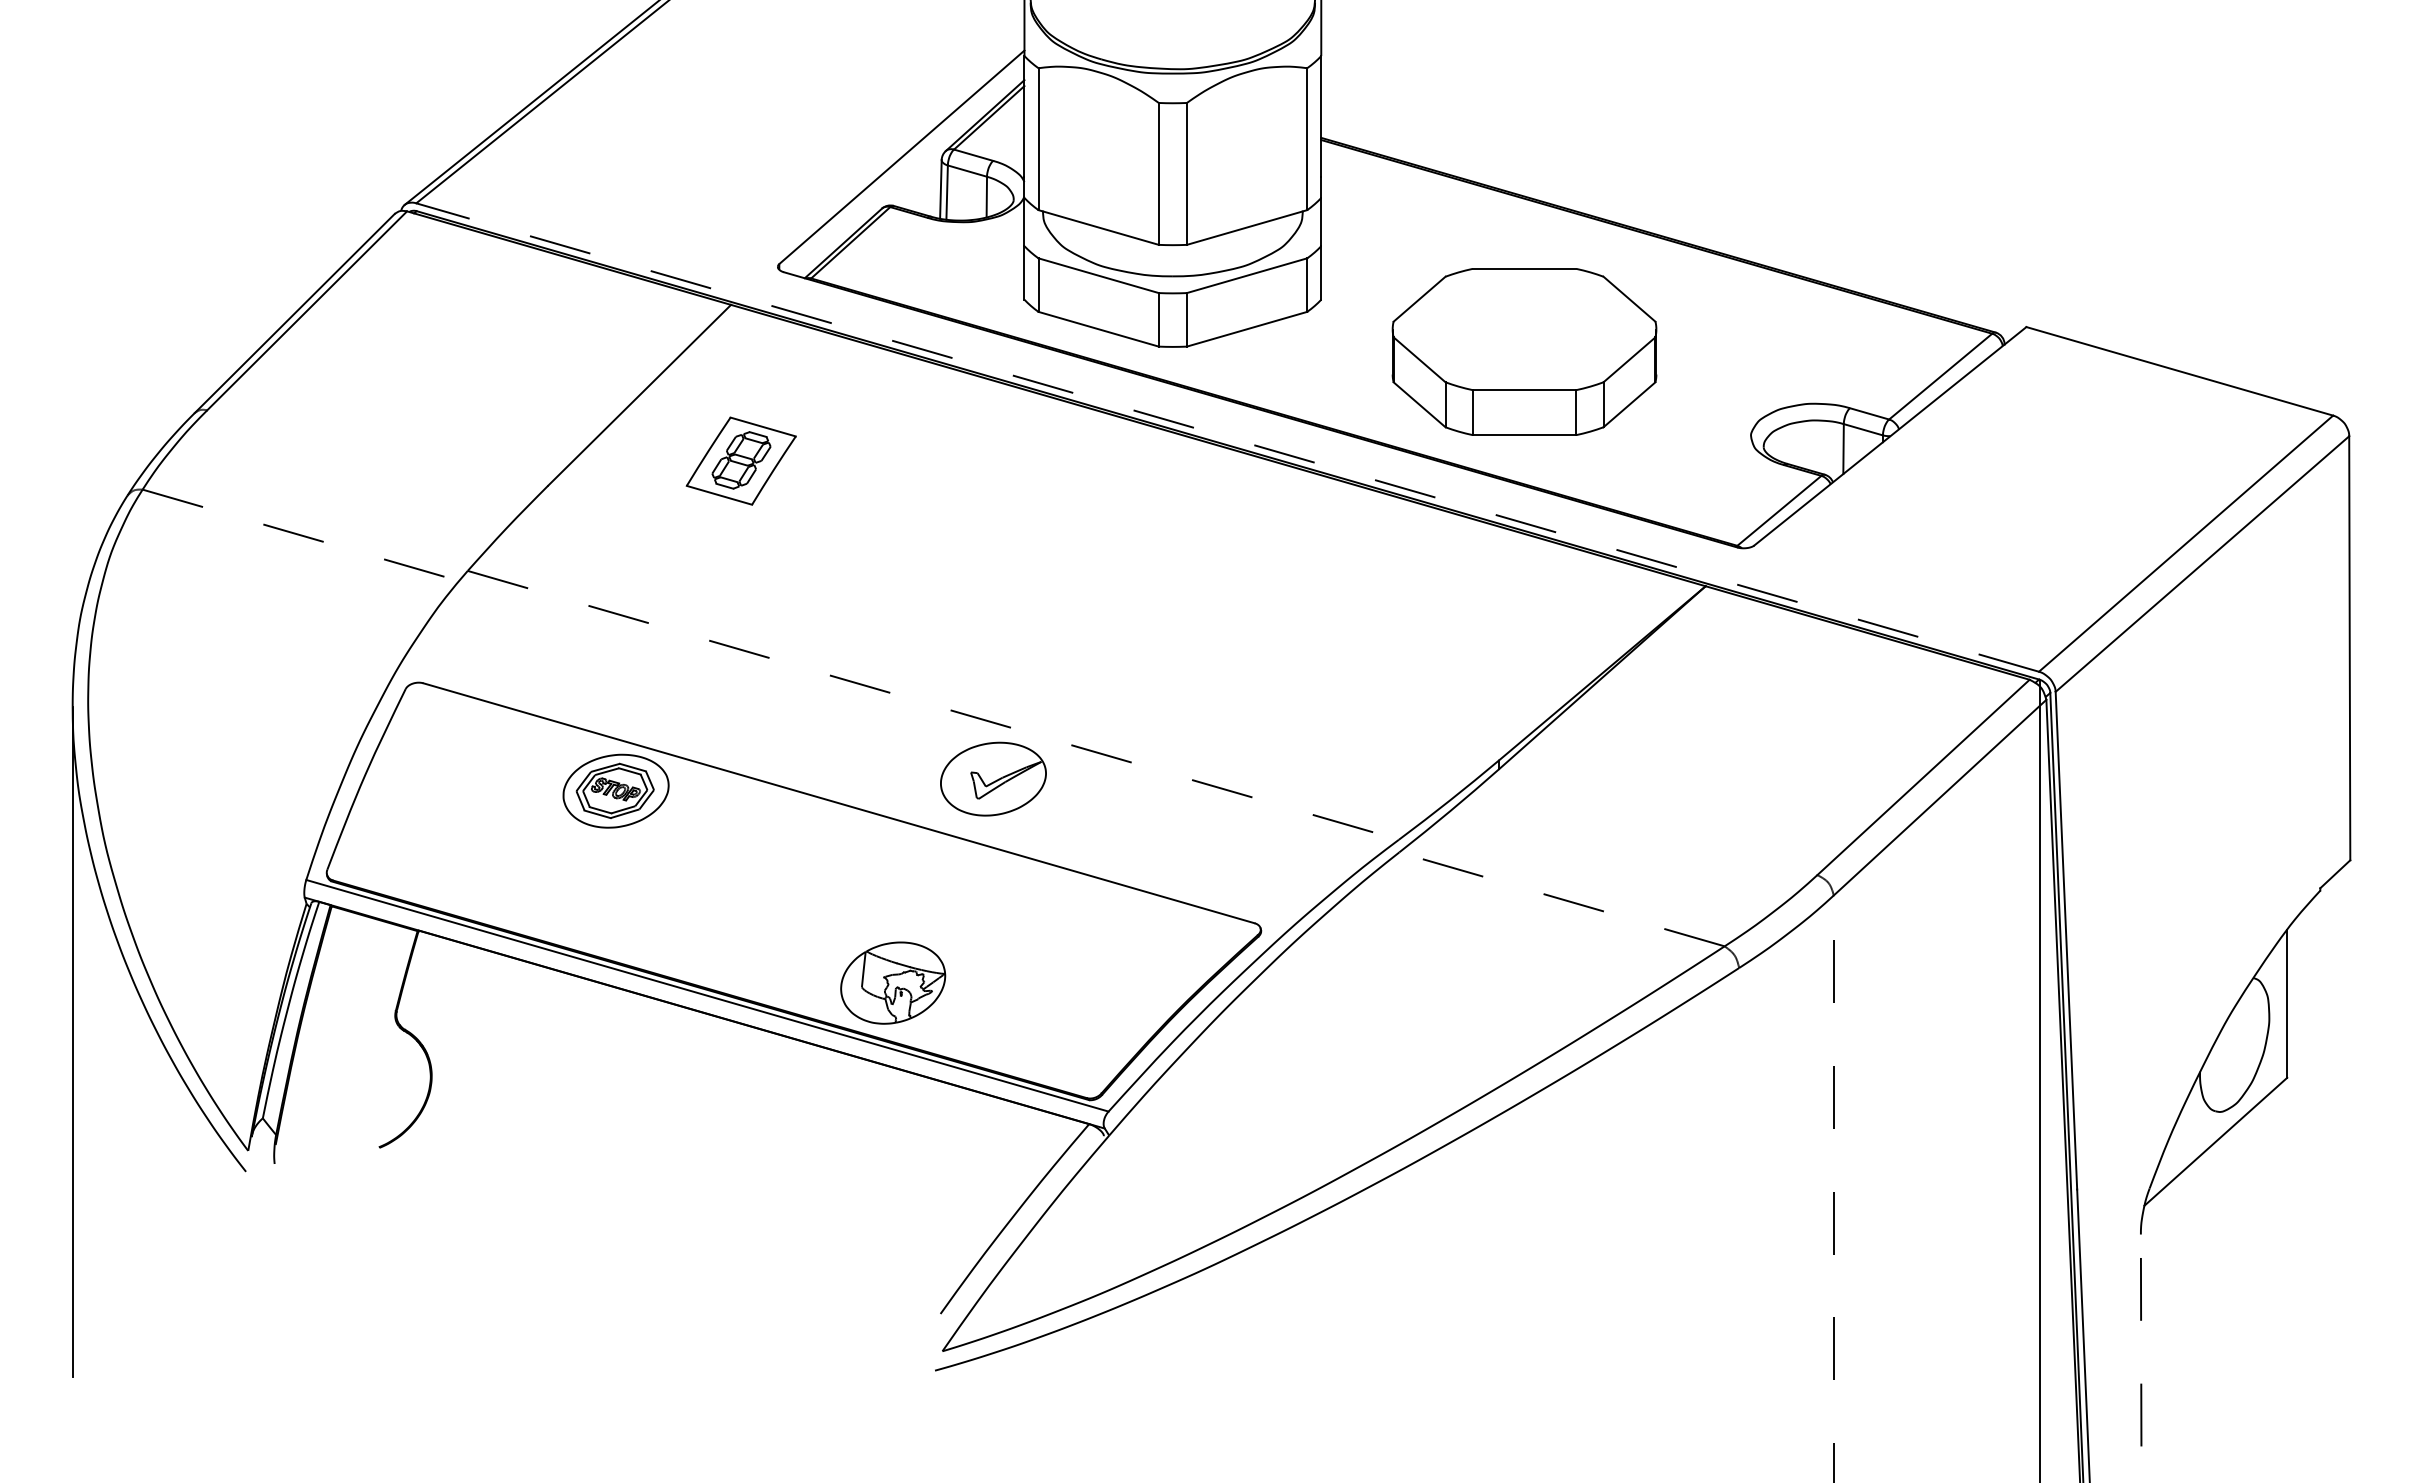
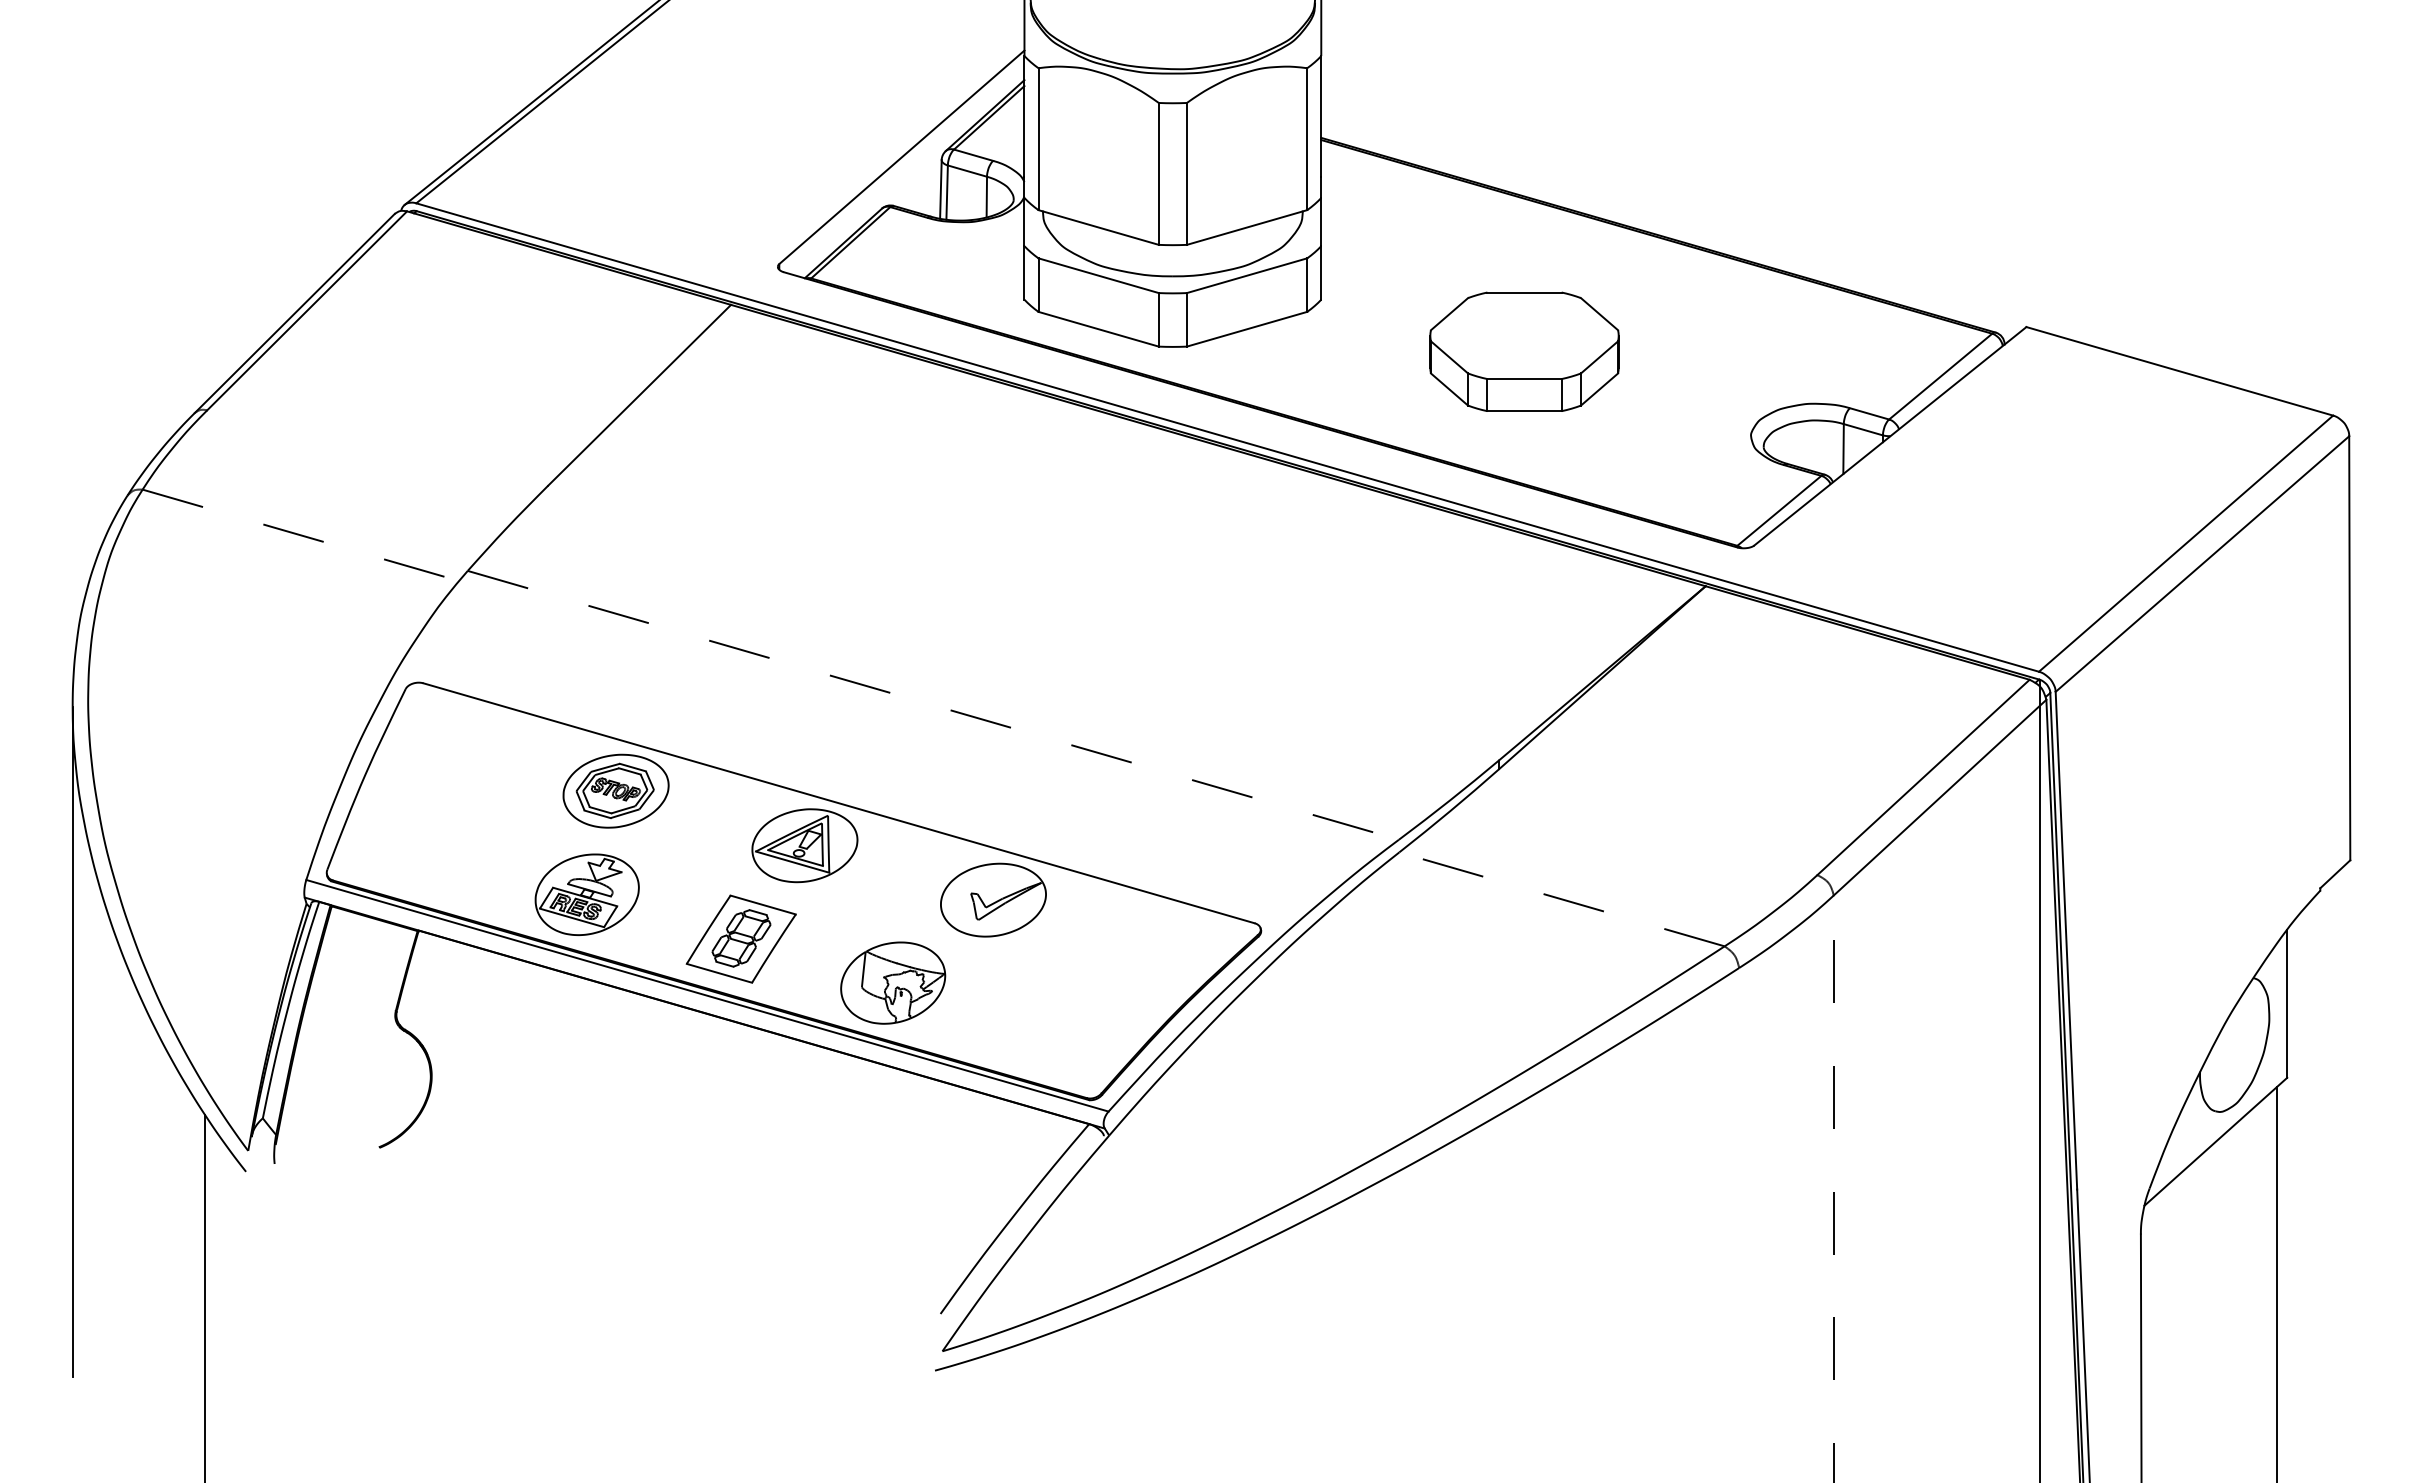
part size: 267x168 px -> 191x121 px (1524, 351)
line: dashed -> solid (1227, 437)
part position: (740, 460) -> (740, 938) (740, 938)
part position: (993, 778) -> (993, 899) (993, 899)
part: none -> present (804, 845)
part: none -> present (586, 894)
line: none -> present (2276, 1283)
line: none -> present (204, 1296)
line: dashed -> solid (2141, 1358)
